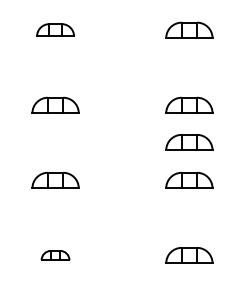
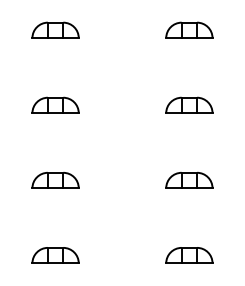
part size: 39x14 px -> 49x18 px (55, 29)
part: present -> none (189, 142)
part size: 31x11 px -> 49x17 px (55, 255)
